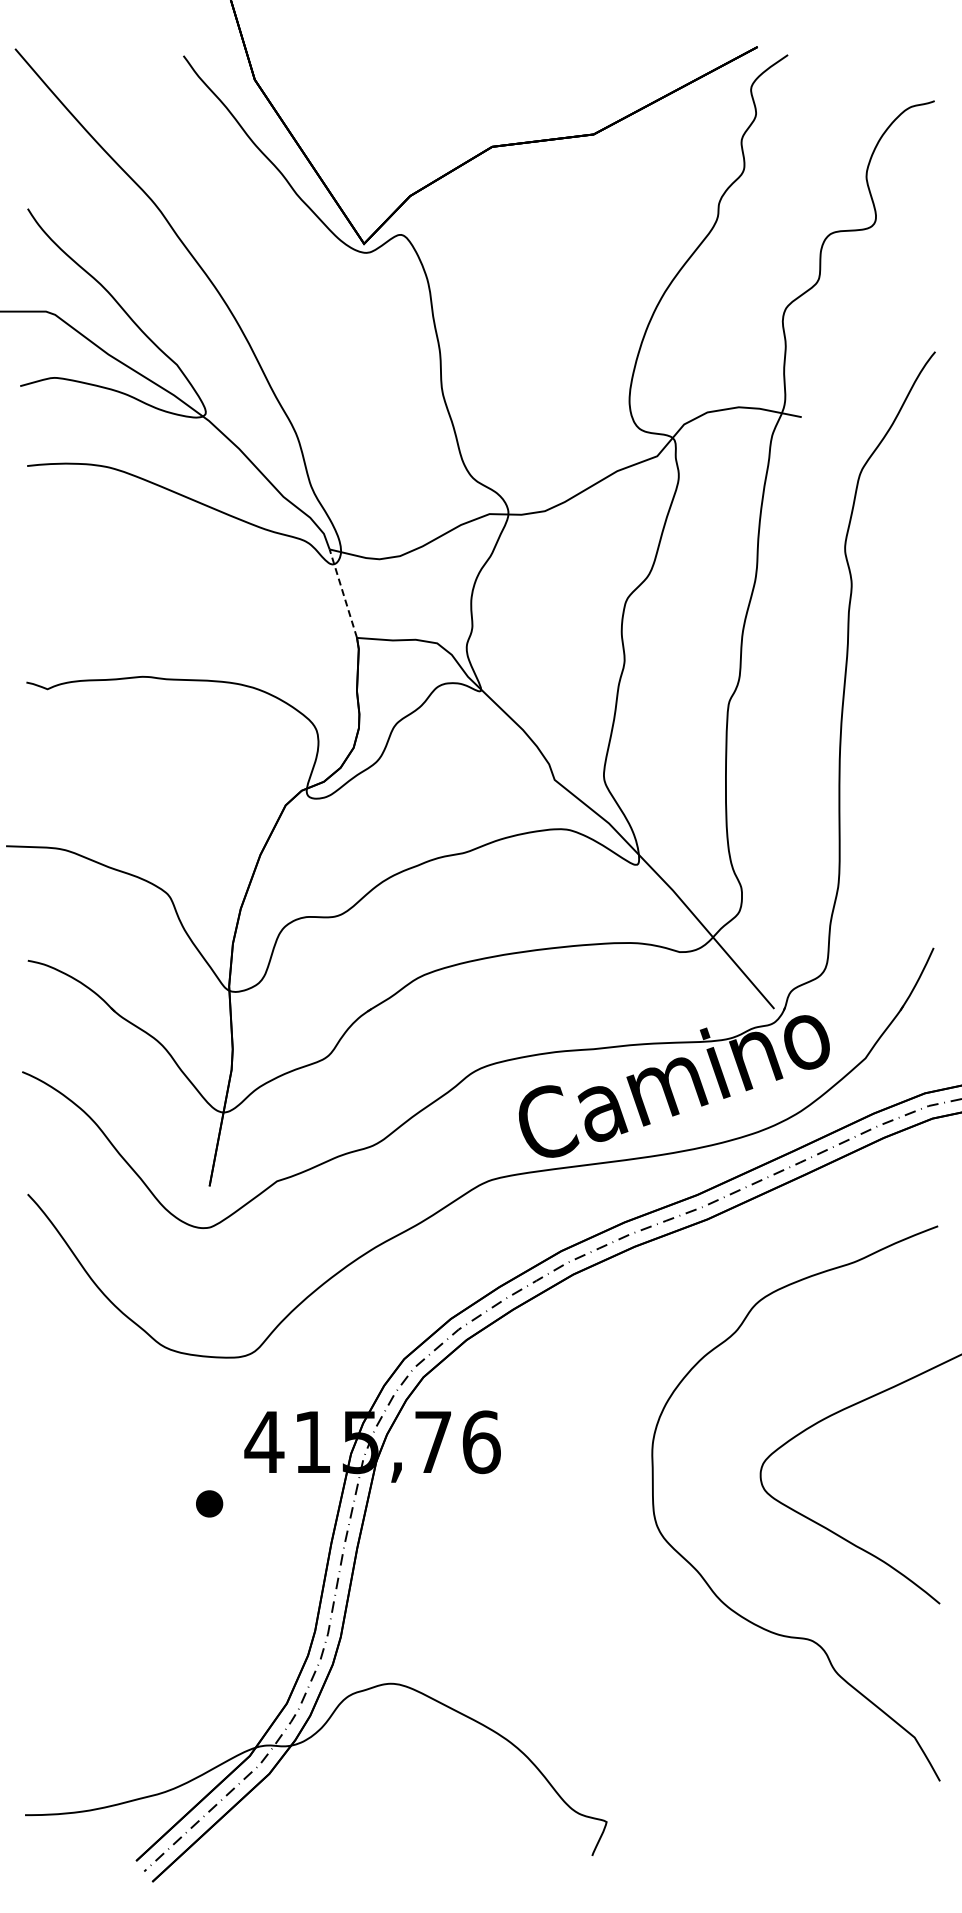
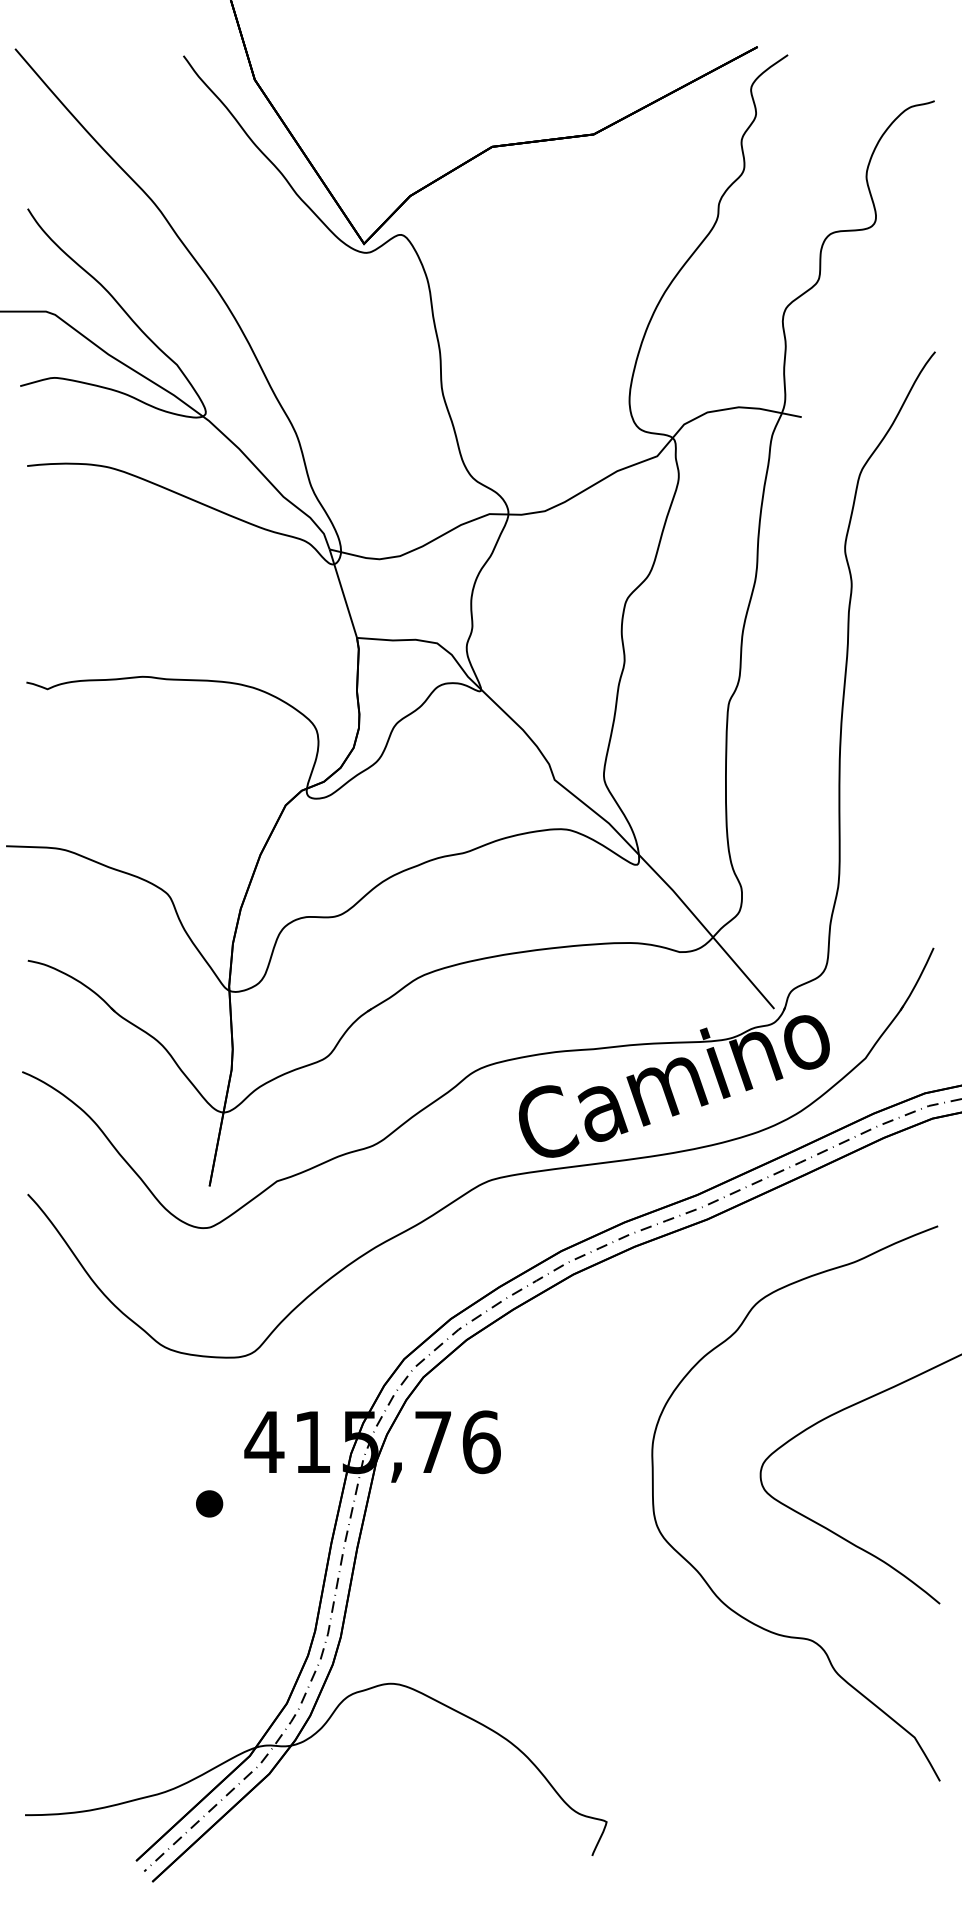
line: dashed -> solid (343, 593)
